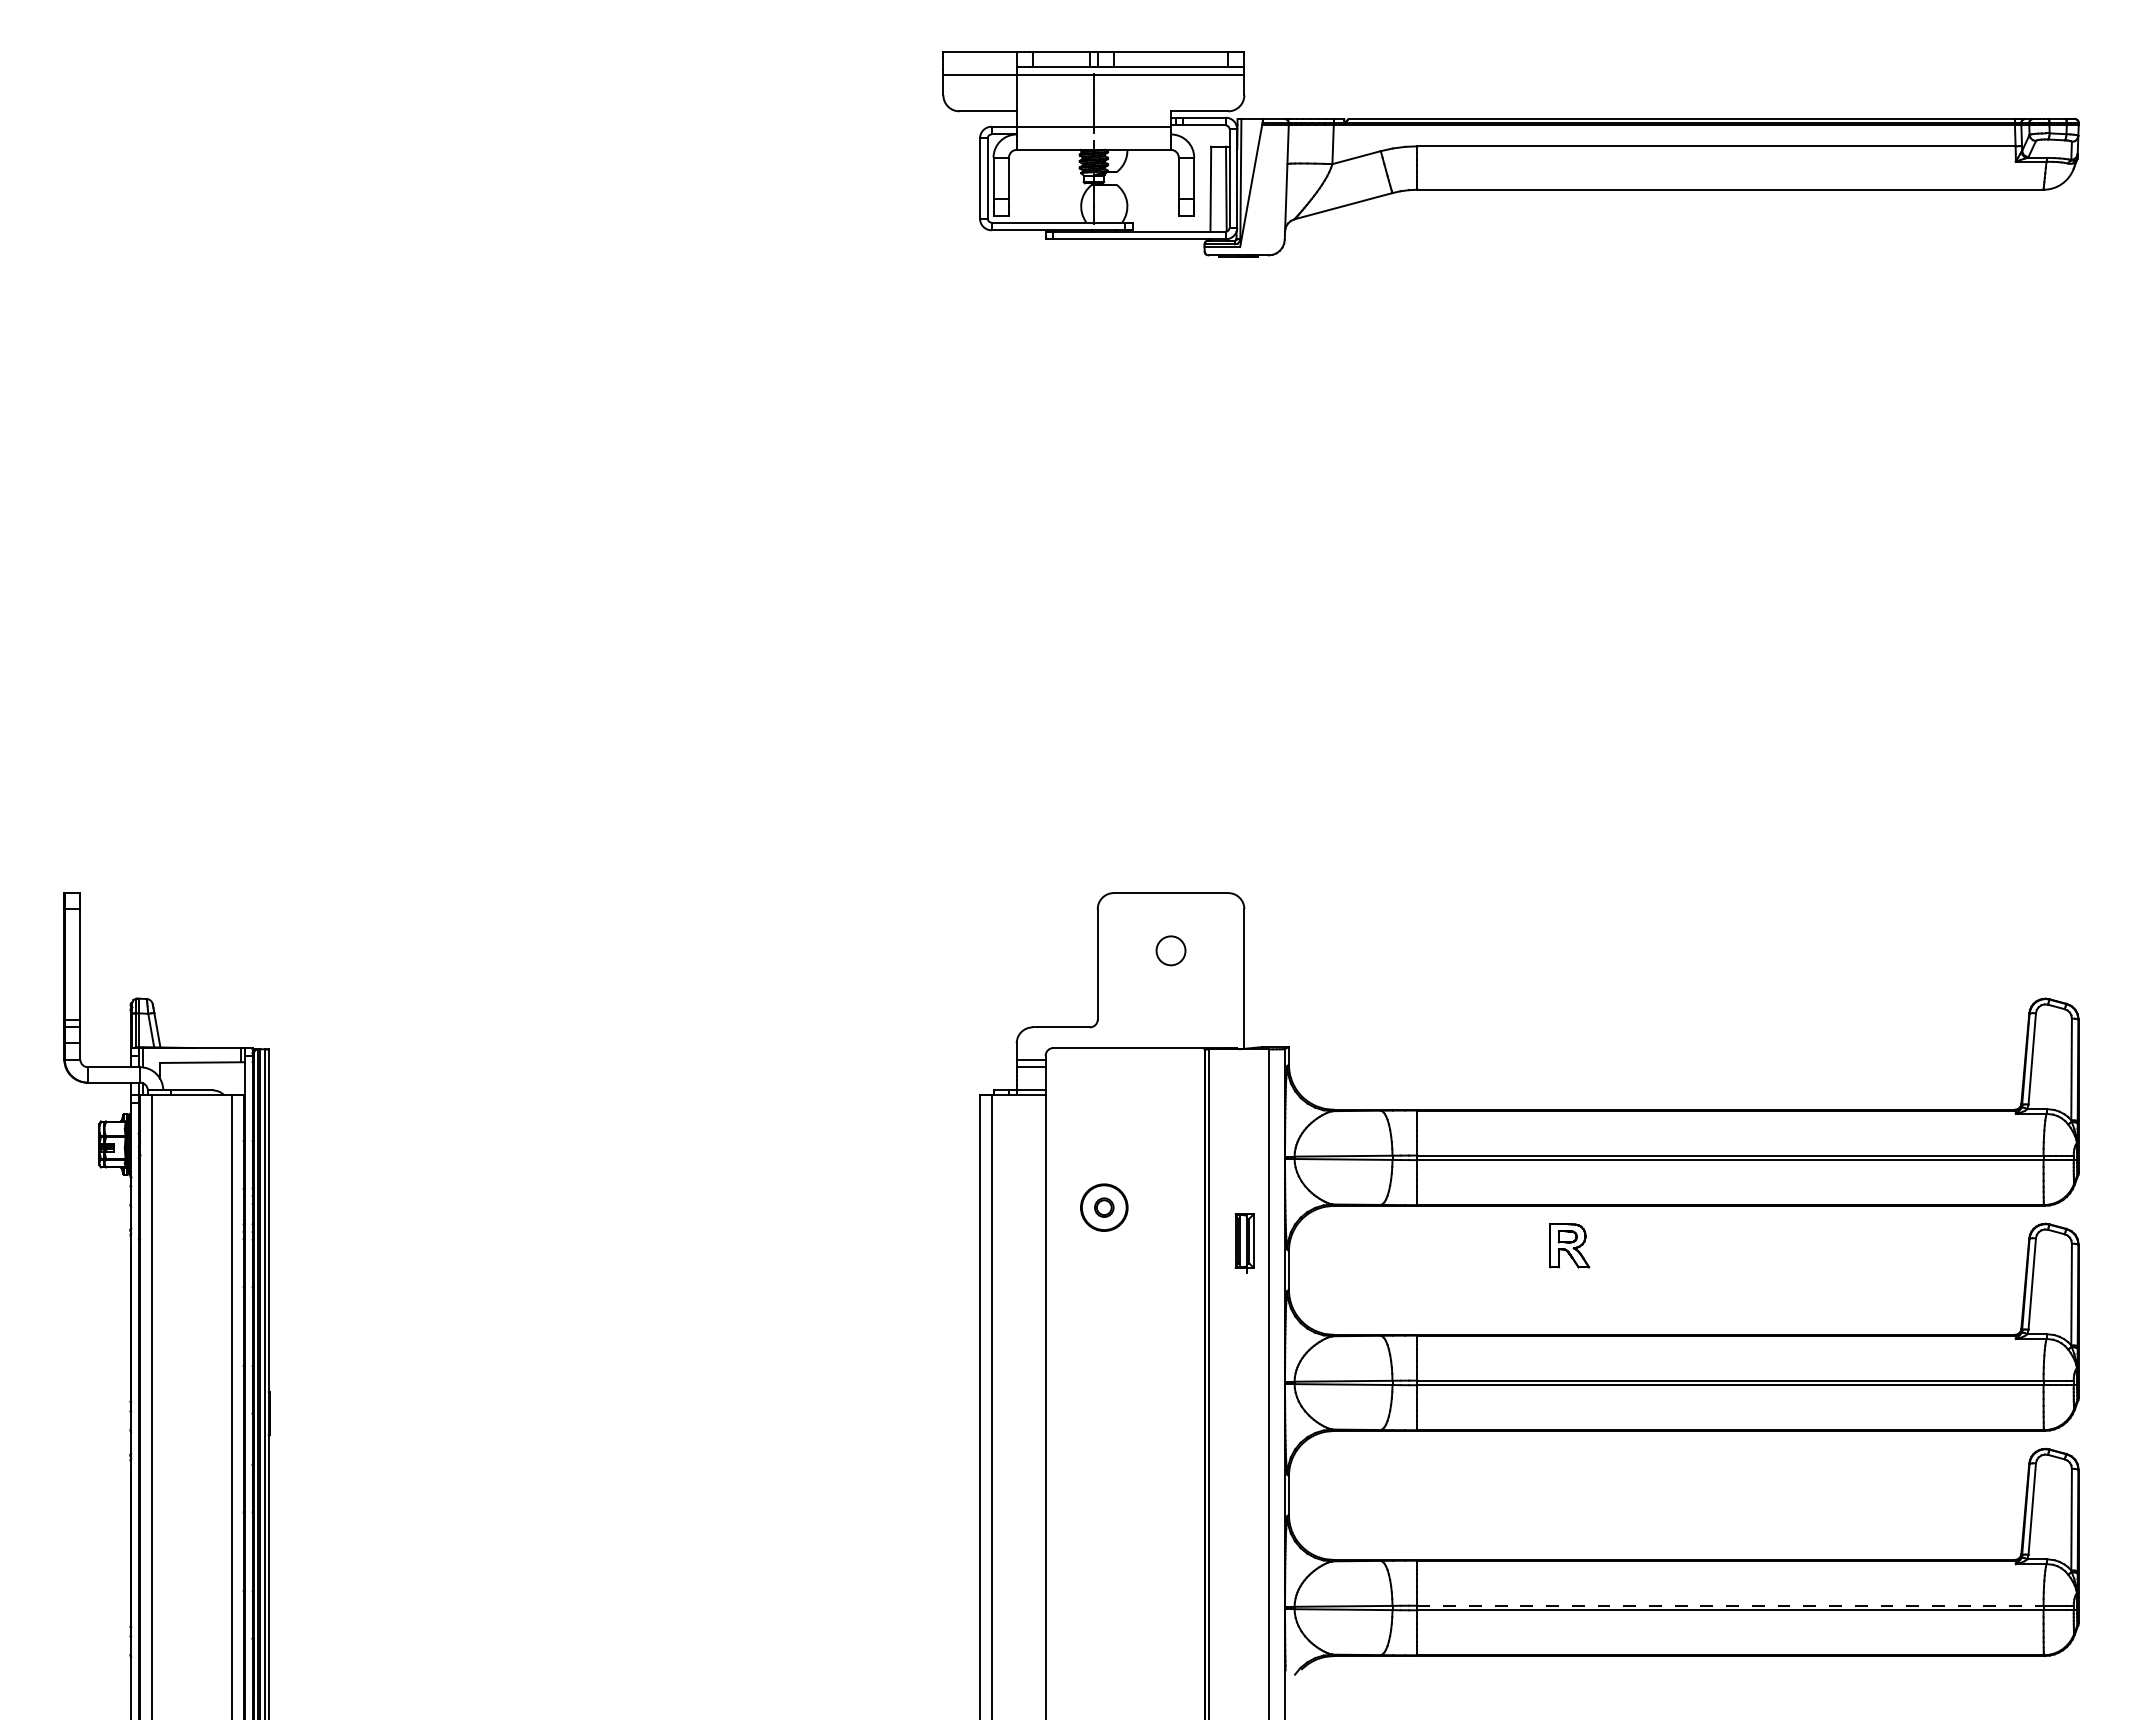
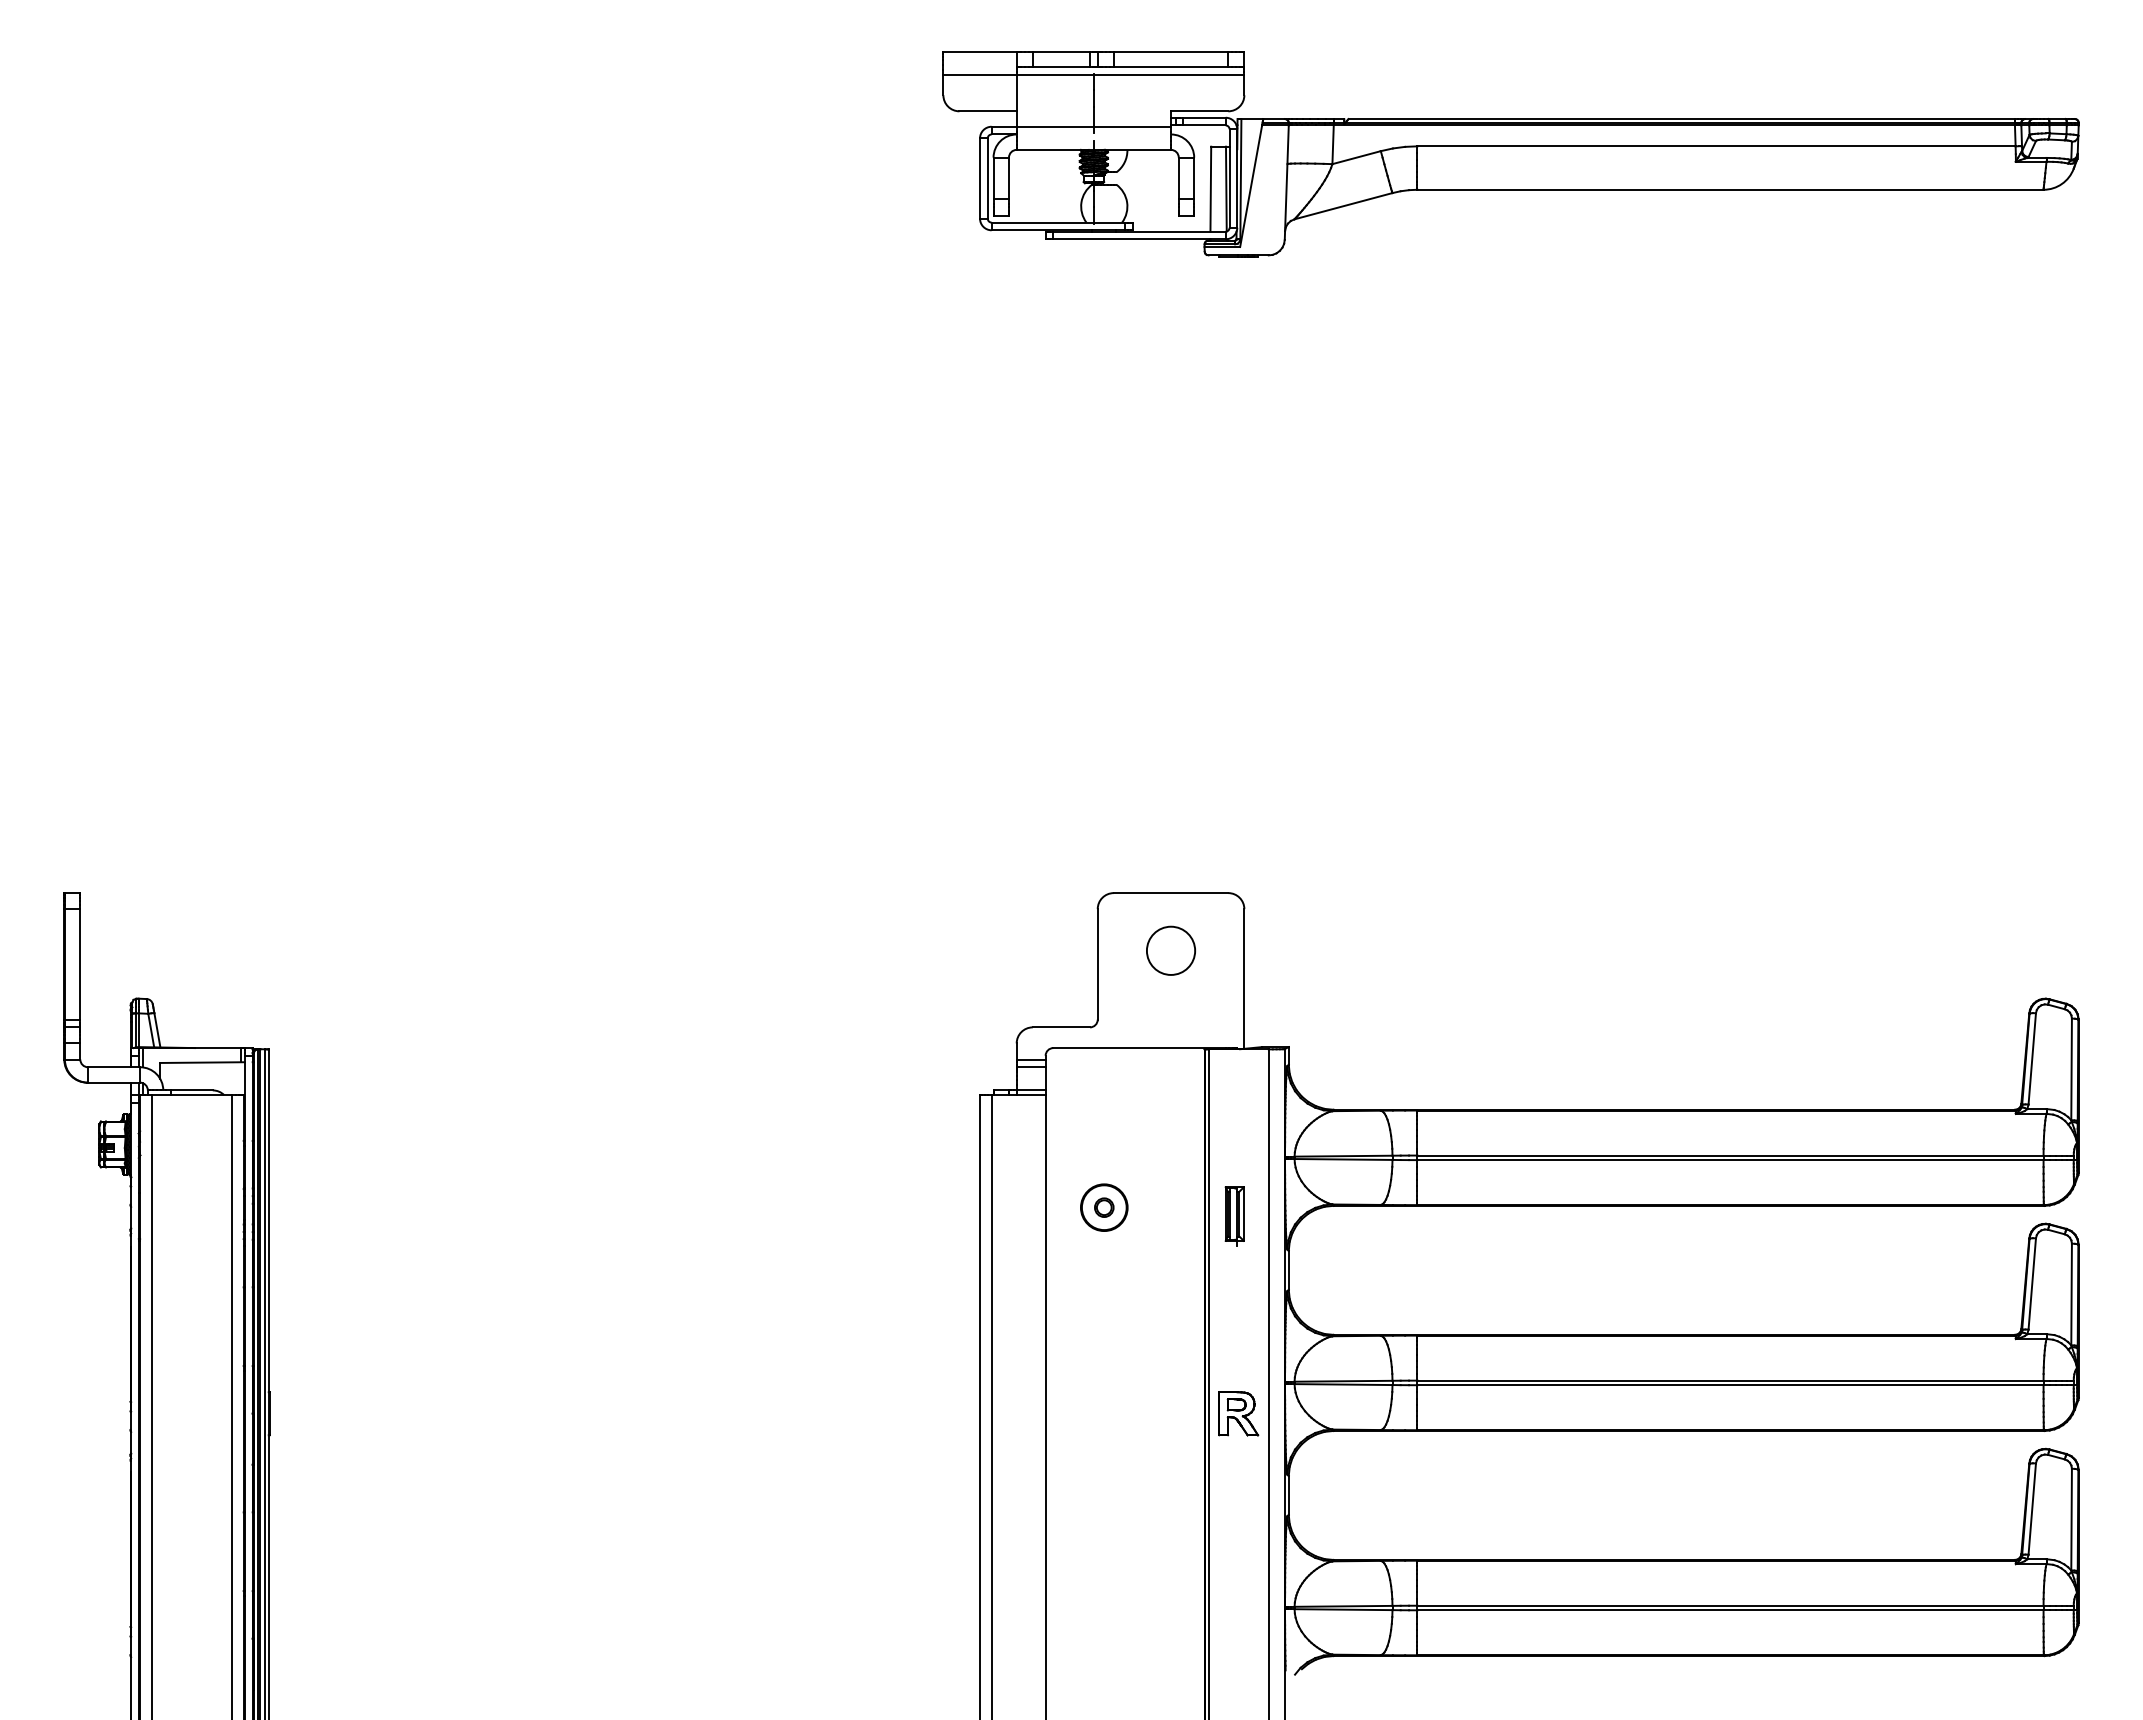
circle diameter: 29 px -> 48 px (1170, 950)
part position: (1244, 1243) -> (1234, 1216) (1234, 1216)
part position: (1569, 1245) -> (1238, 1413) (1238, 1413)
line: dashed -> solid (1731, 1605)
